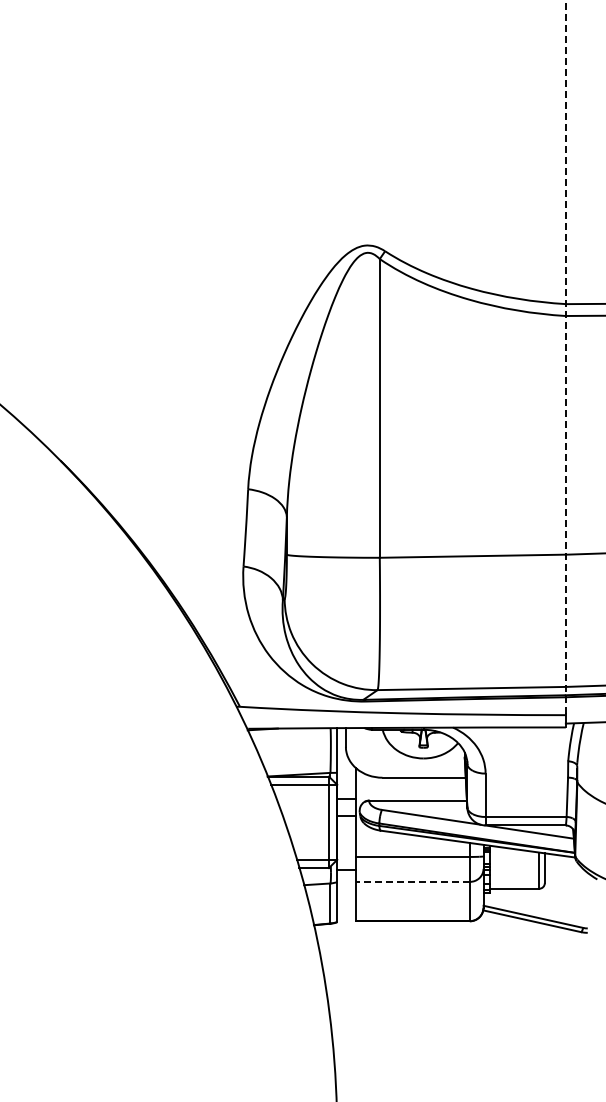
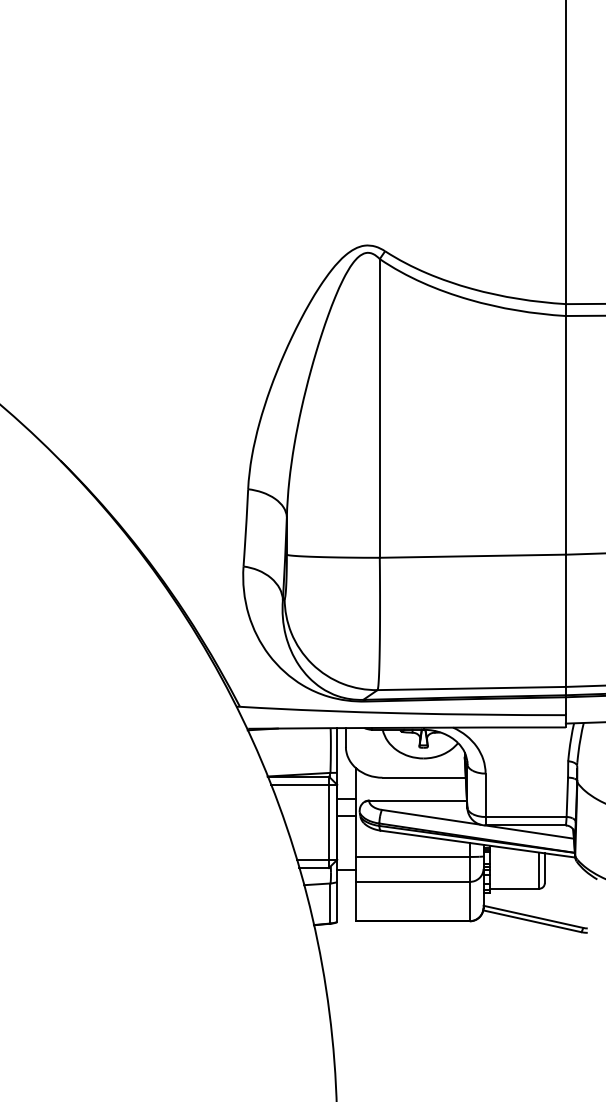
line: dashed -> solid (565, 357)
line: dashed -> solid (412, 881)
